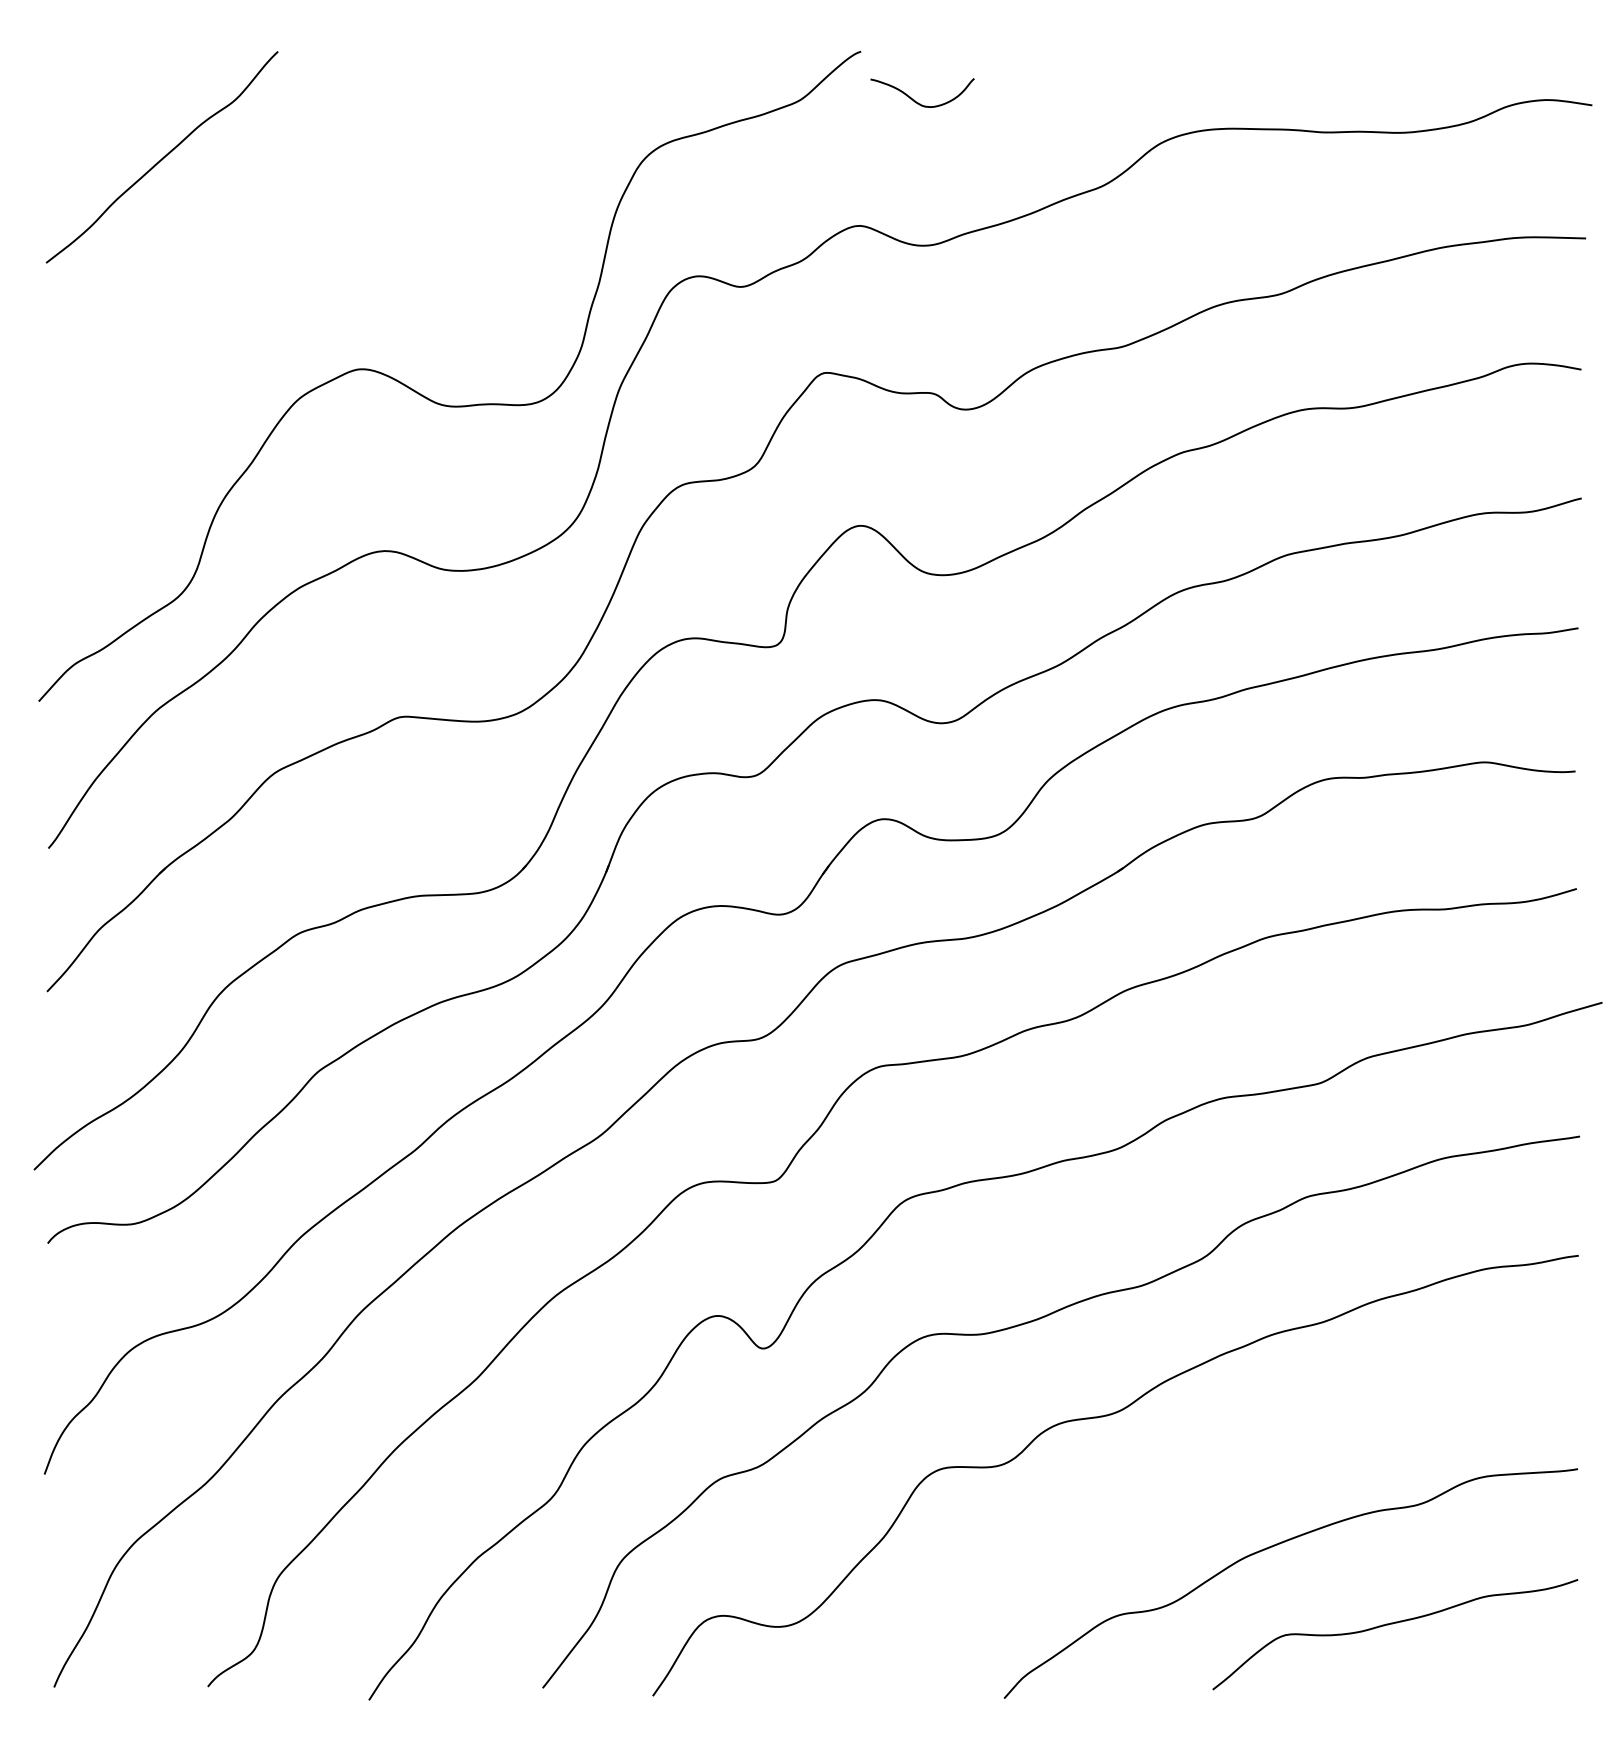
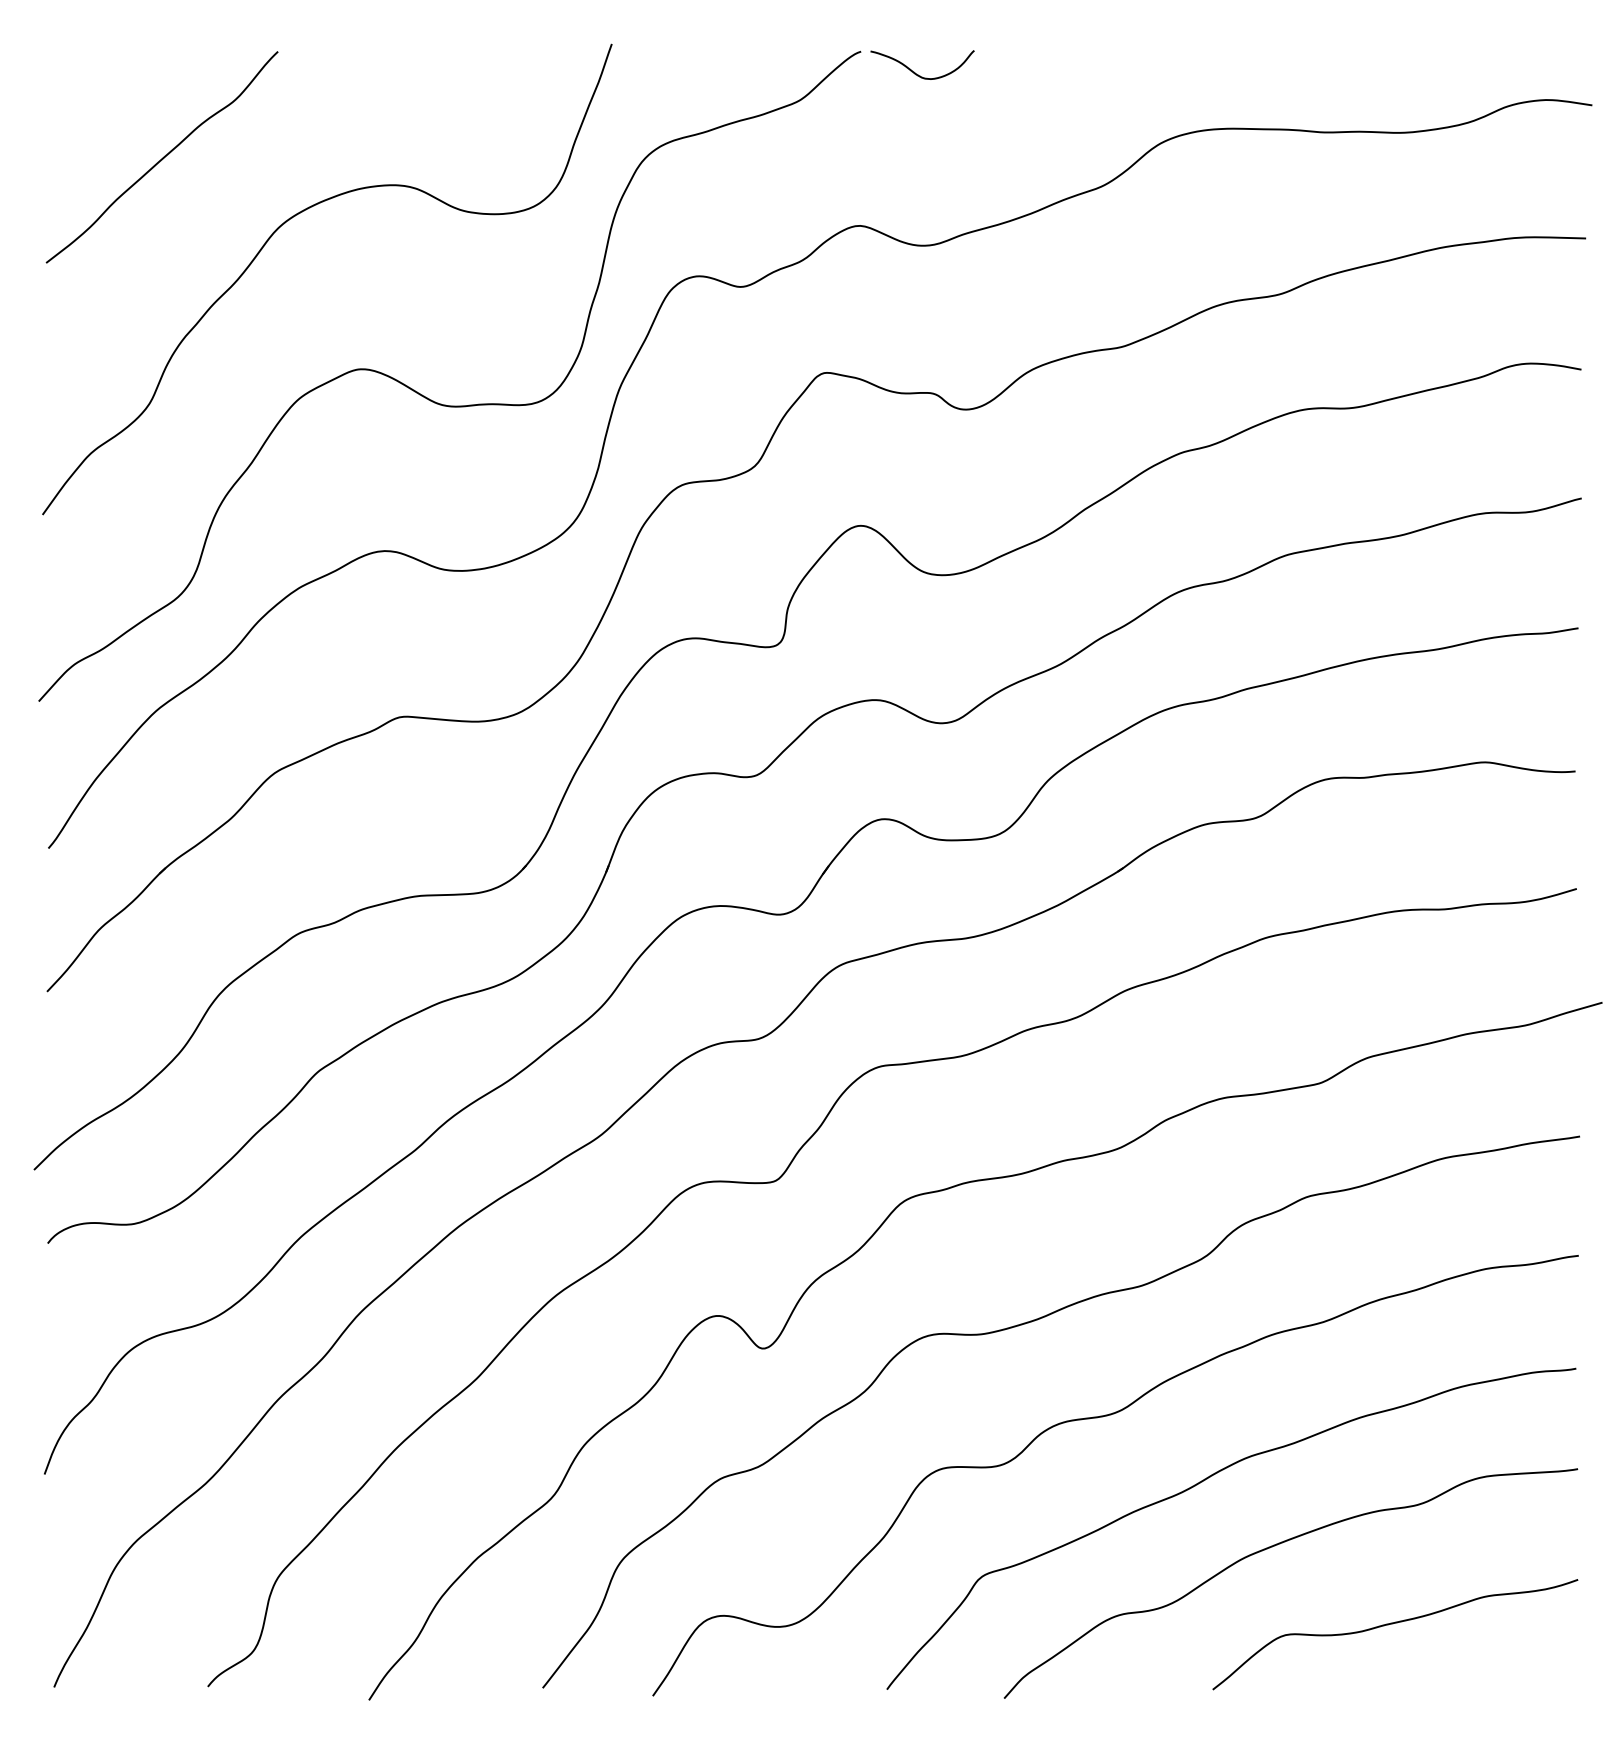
curve position: (914, 99) -> (914, 71) (914, 71)
curve: none -> present (284, 224)
curve: none -> present (1202, 1482)
